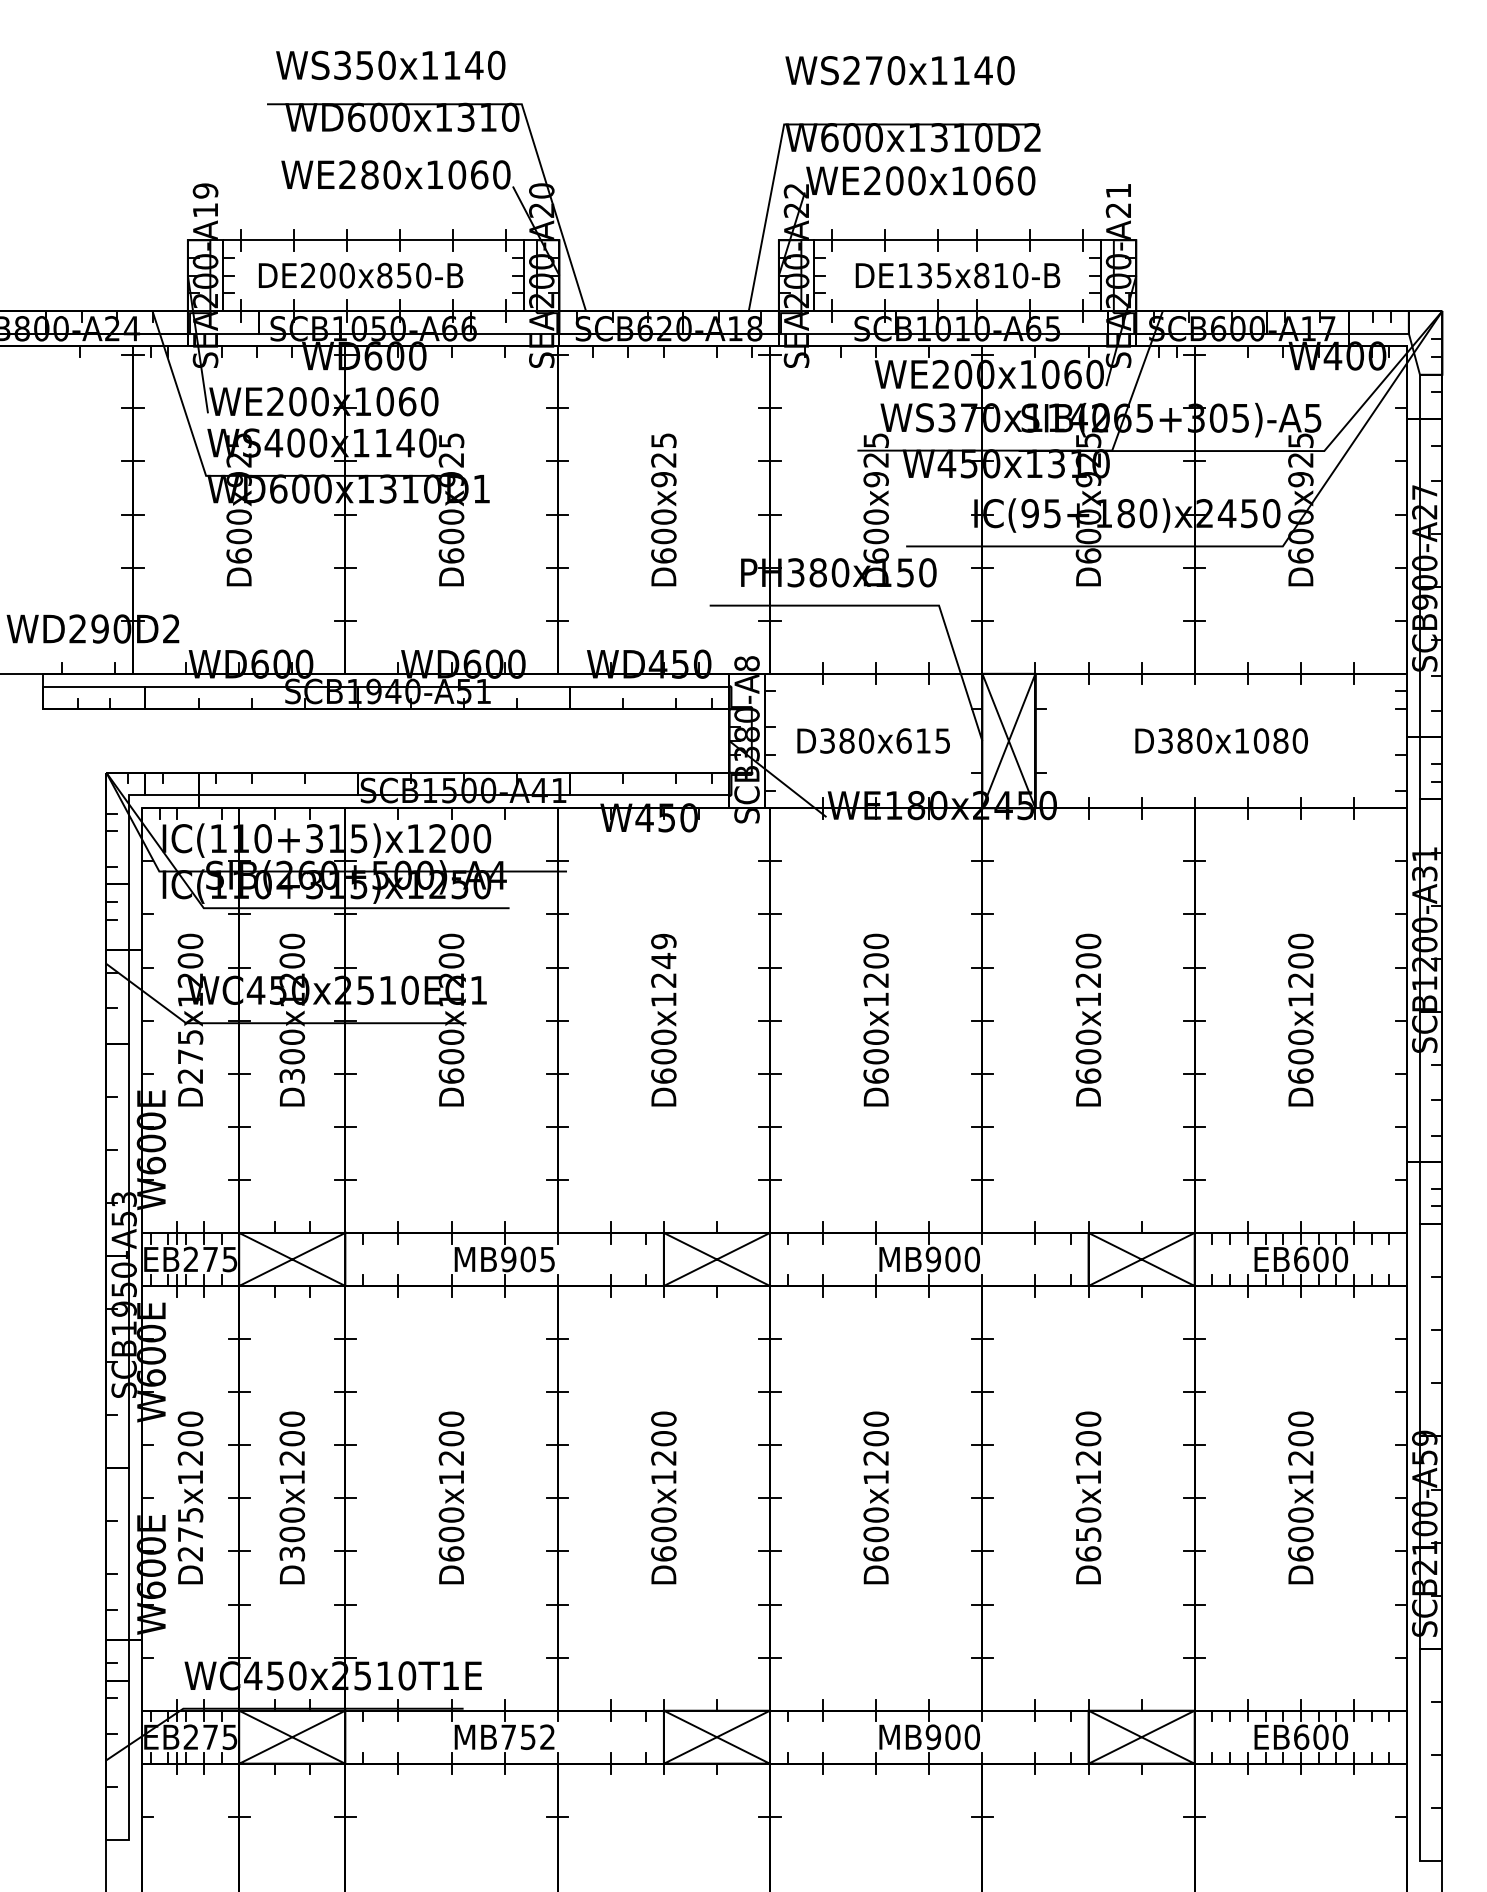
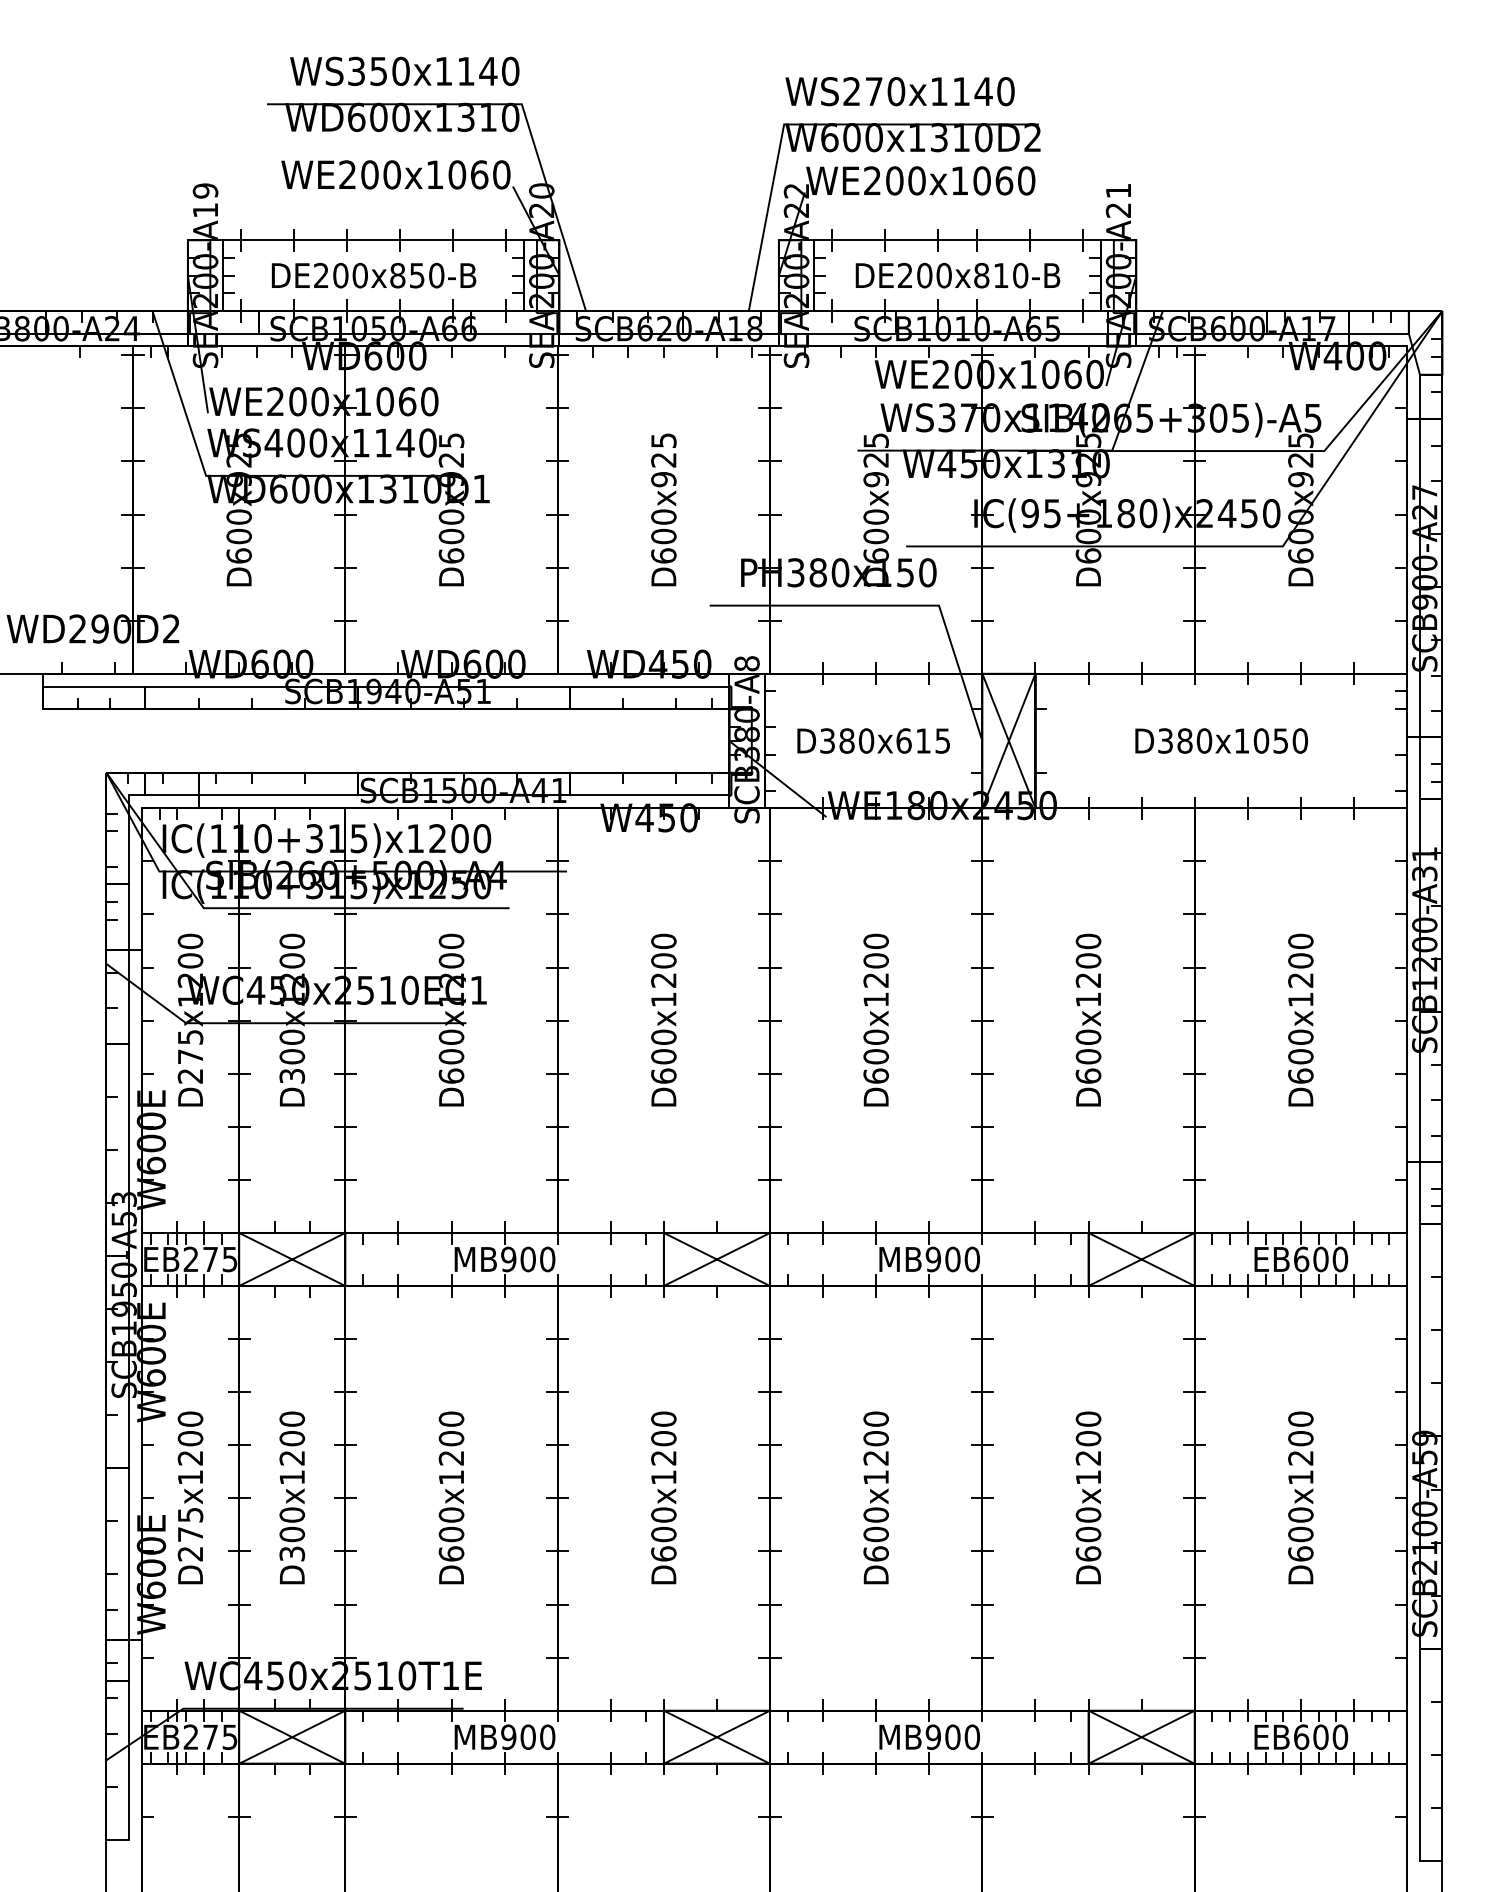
text position: (390, 64) -> (404, 70) (404, 70)
text position: (899, 70) -> (899, 91) (899, 91)
text: WE280x1060 -> WE200x1060 (369, 175)
text position: (360, 275) -> (373, 275) (373, 275)
text: DE135x810-B -> DE200x810-B (924, 275)
text: D380x1080 -> D380x1050 (1280, 740)
text: D600x1249 -> D600x1200 (663, 951)
text: MB905 -> MB900 (547, 1259)
text: D650x1200 -> D600x1200 (1088, 1534)
text: MB752 -> MB900 (528, 1736)
